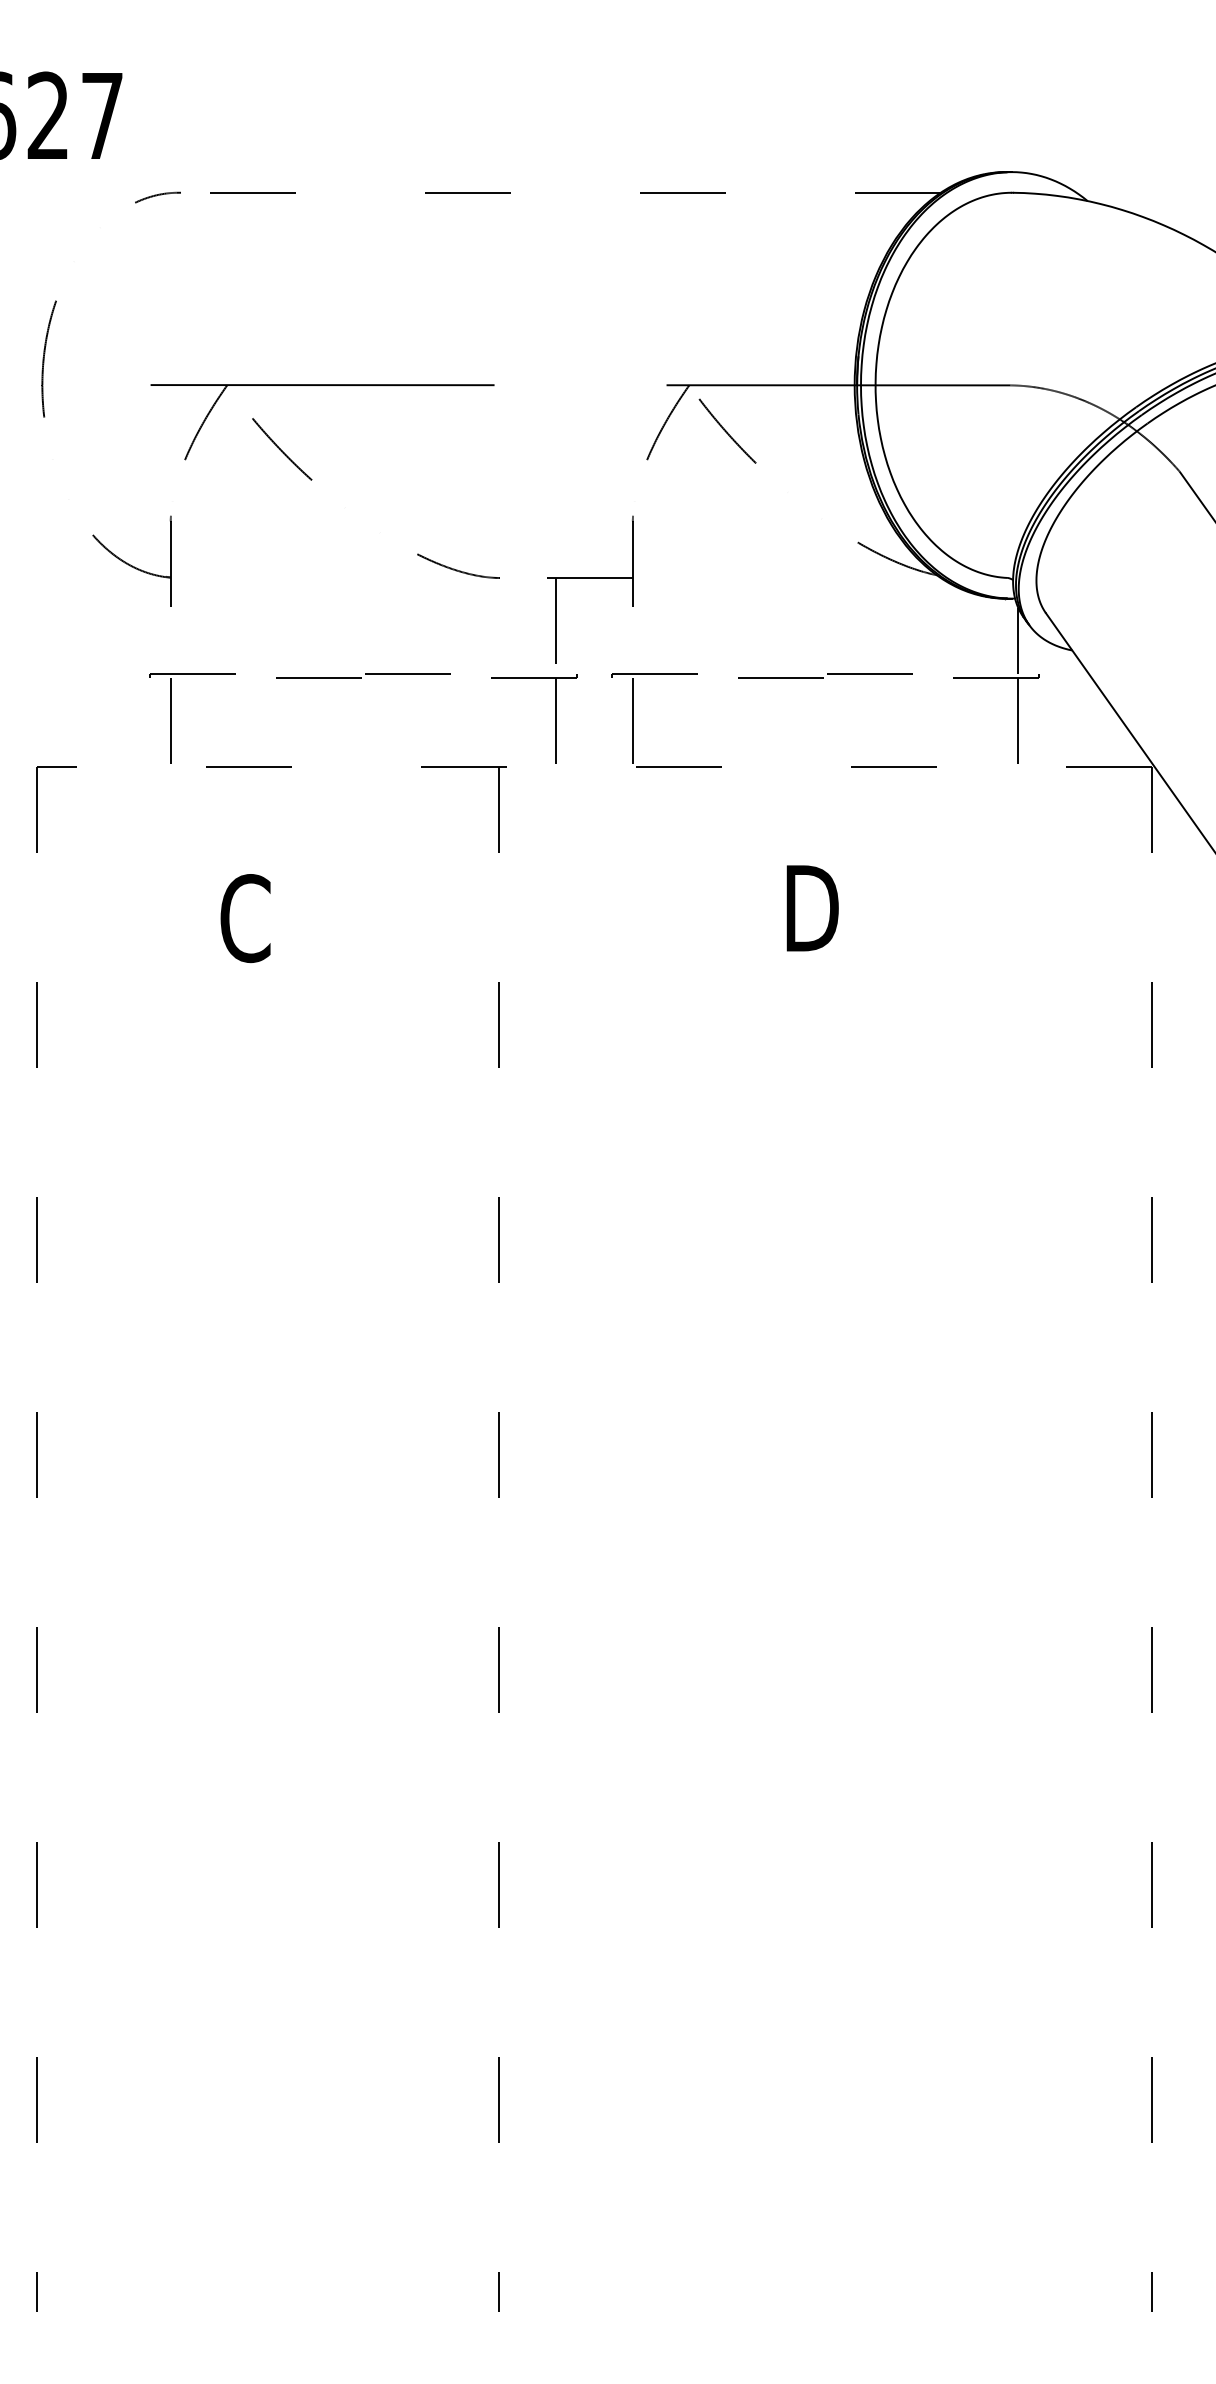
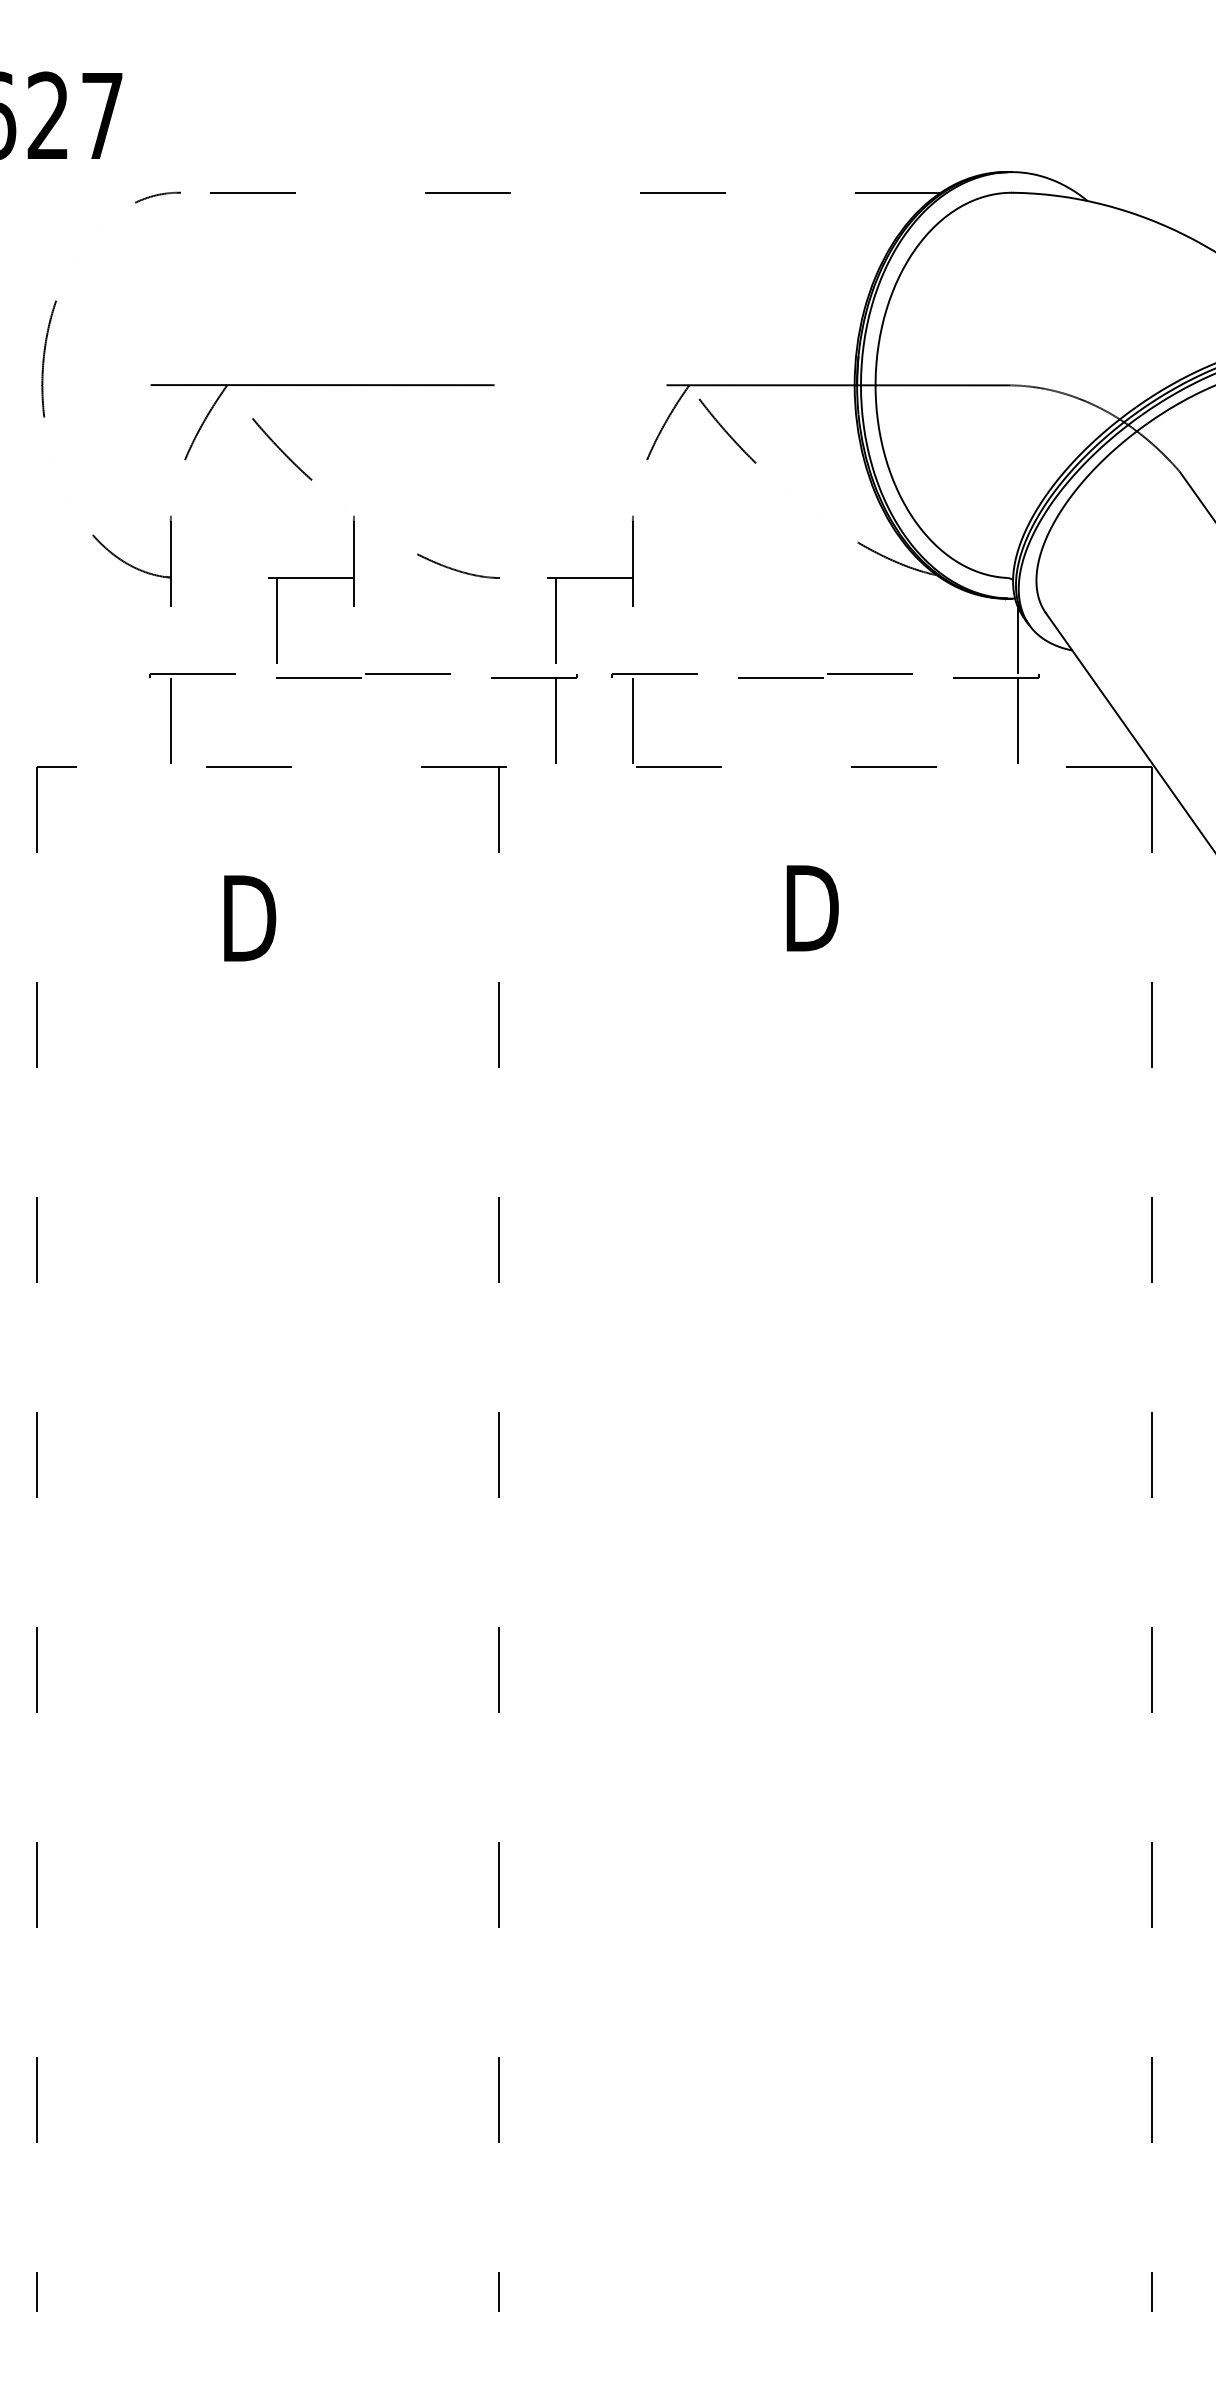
part: none -> present (311, 578)
text: C -> D (248, 918)
